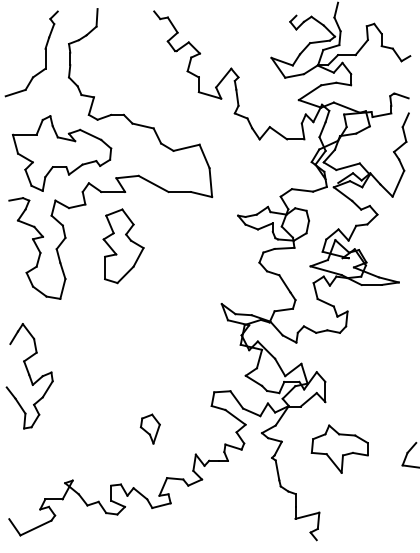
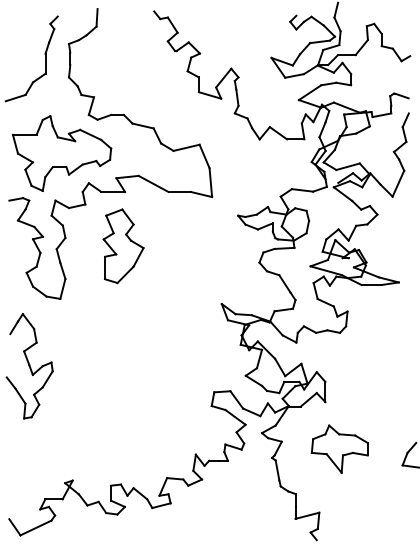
part position: (44, 49) -> (44, 54) (44, 54)
part position: (29, 376) -> (29, 366) (29, 366)
part: present -> none (149, 428)
